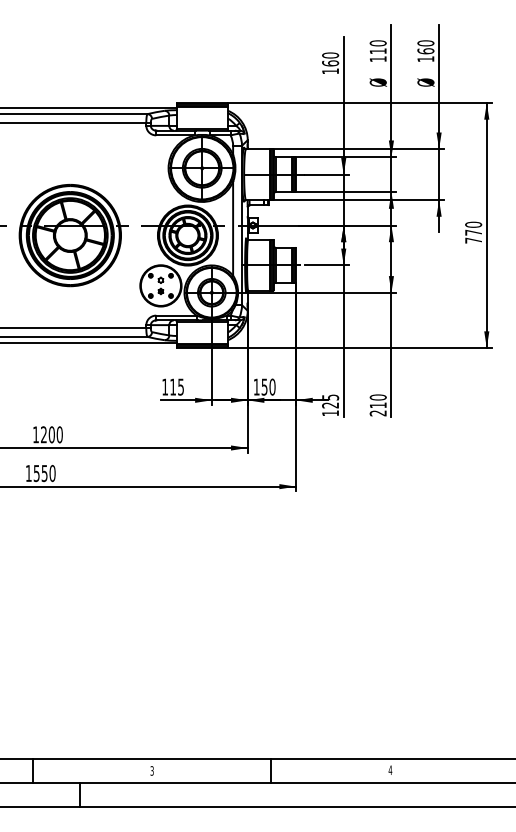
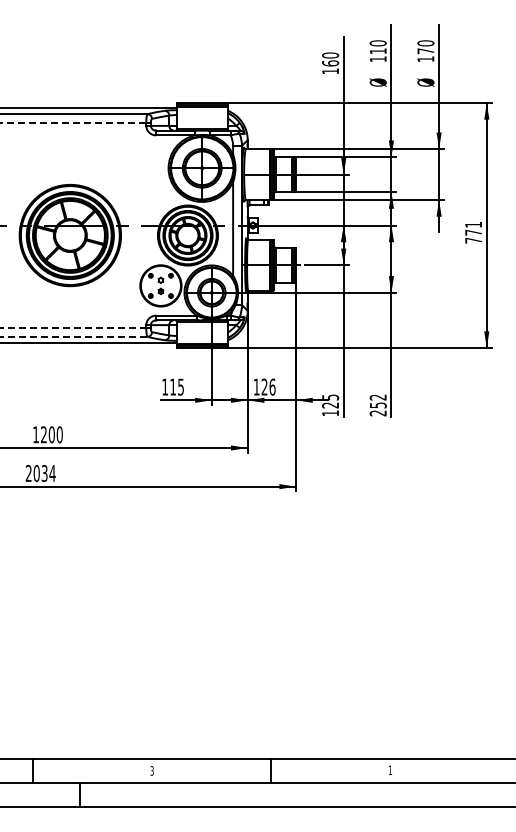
text: 160 -> 170 (425, 51)
line: solid -> dashed (73, 123)
text: 770 -> 771 (473, 224)
line: solid -> dashed (73, 328)
line: solid -> dashed (73, 336)
text: 150 -> 126 (268, 386)
text: 210 -> 252 (377, 401)
text: 1550 -> 2034 (40, 473)
text: 4 -> 1 (390, 769)
